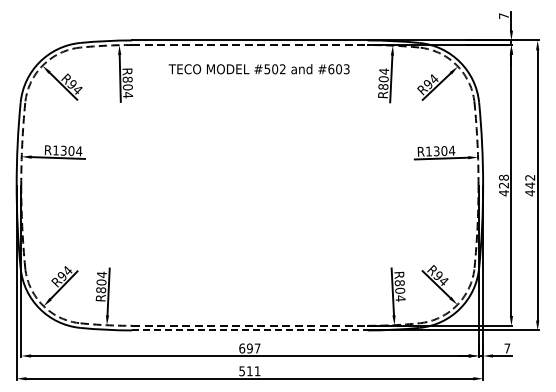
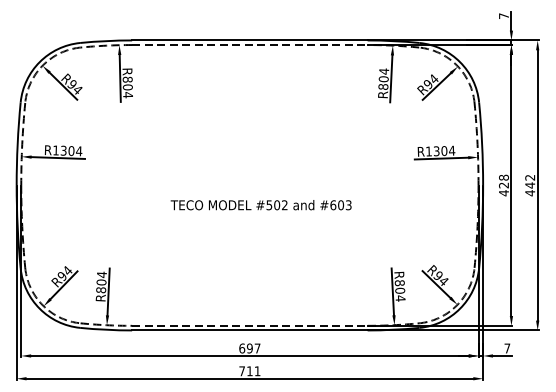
text position: (258, 69) -> (260, 205) (260, 205)
line: dashed -> solid (249, 330)
text: 511 -> 711 (241, 371)
